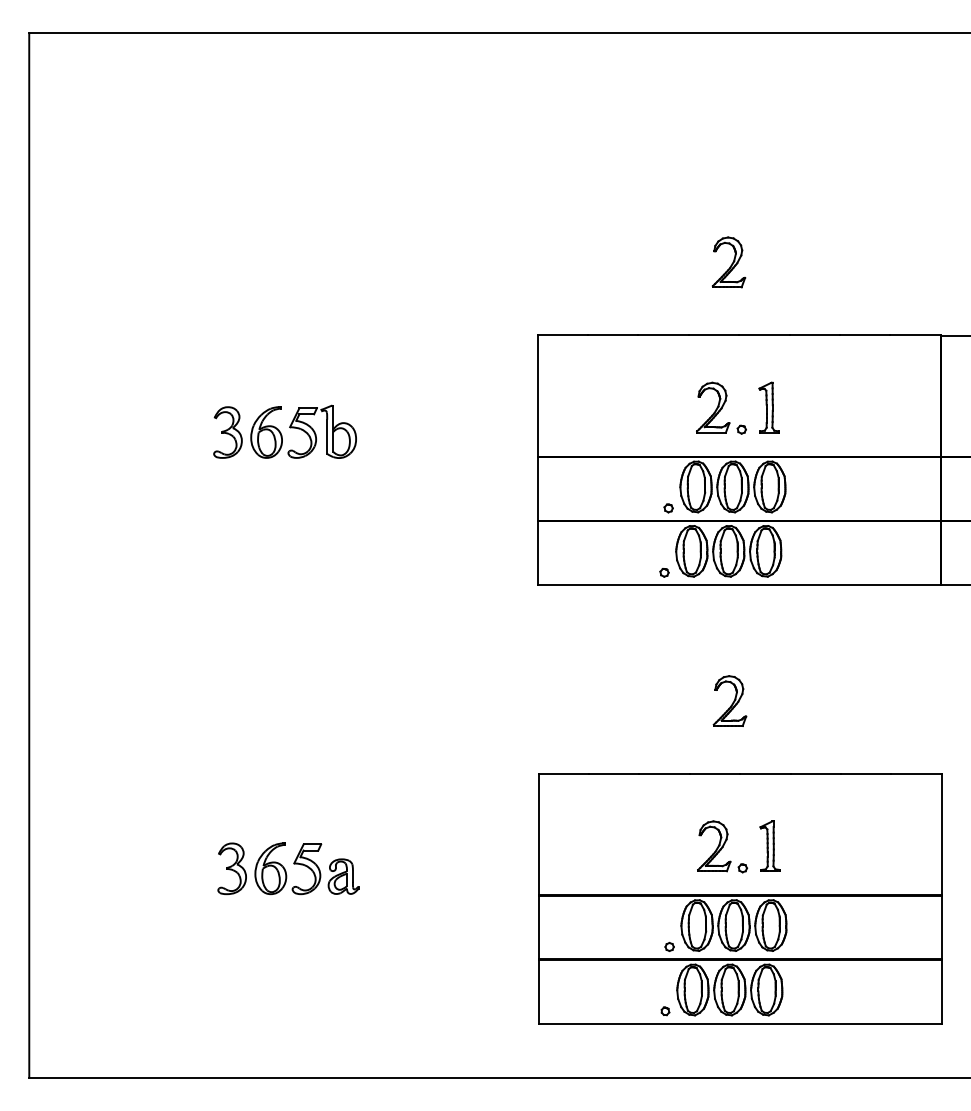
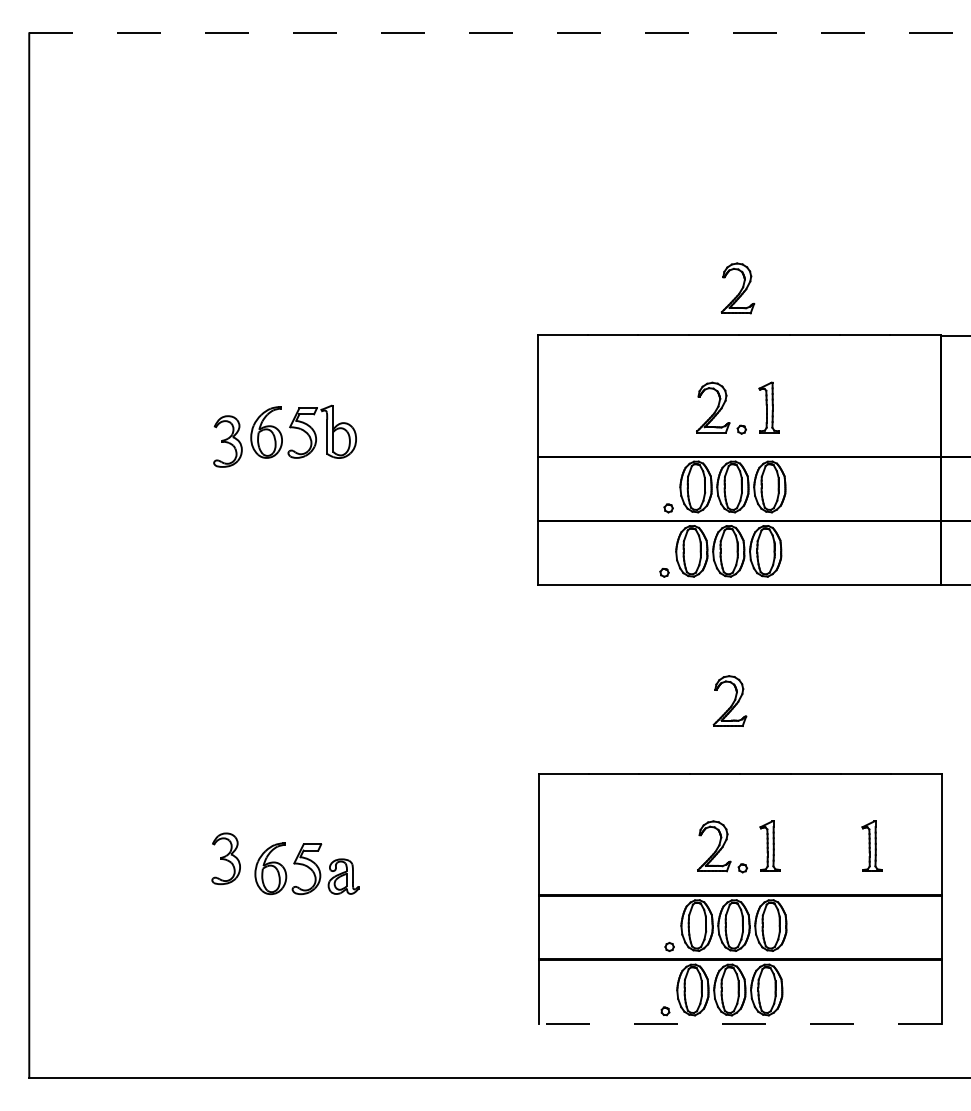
line: solid -> dashed (500, 33)
part position: (728, 262) -> (737, 288) (737, 288)
part position: (227, 432) -> (227, 441) (227, 441)
part: none -> present (871, 845)
part position: (231, 868) -> (225, 858) (225, 858)
line: solid -> dashed (740, 1023)
